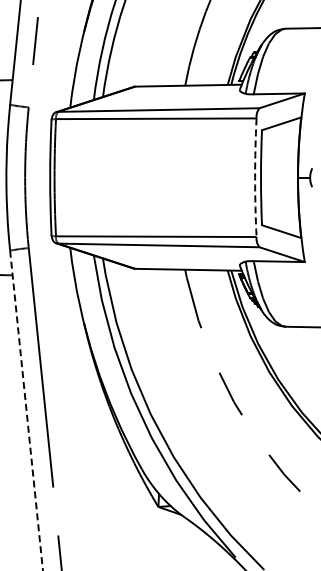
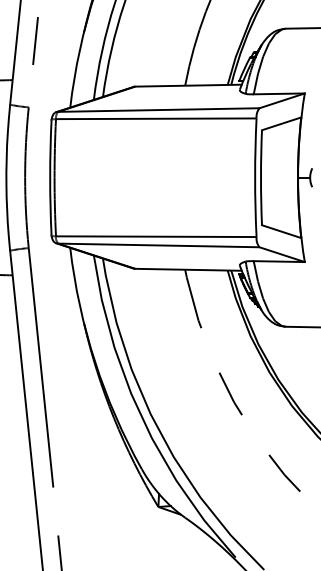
arc: dashed -> solid (255, 177)
line: dashed -> solid (26, 410)
